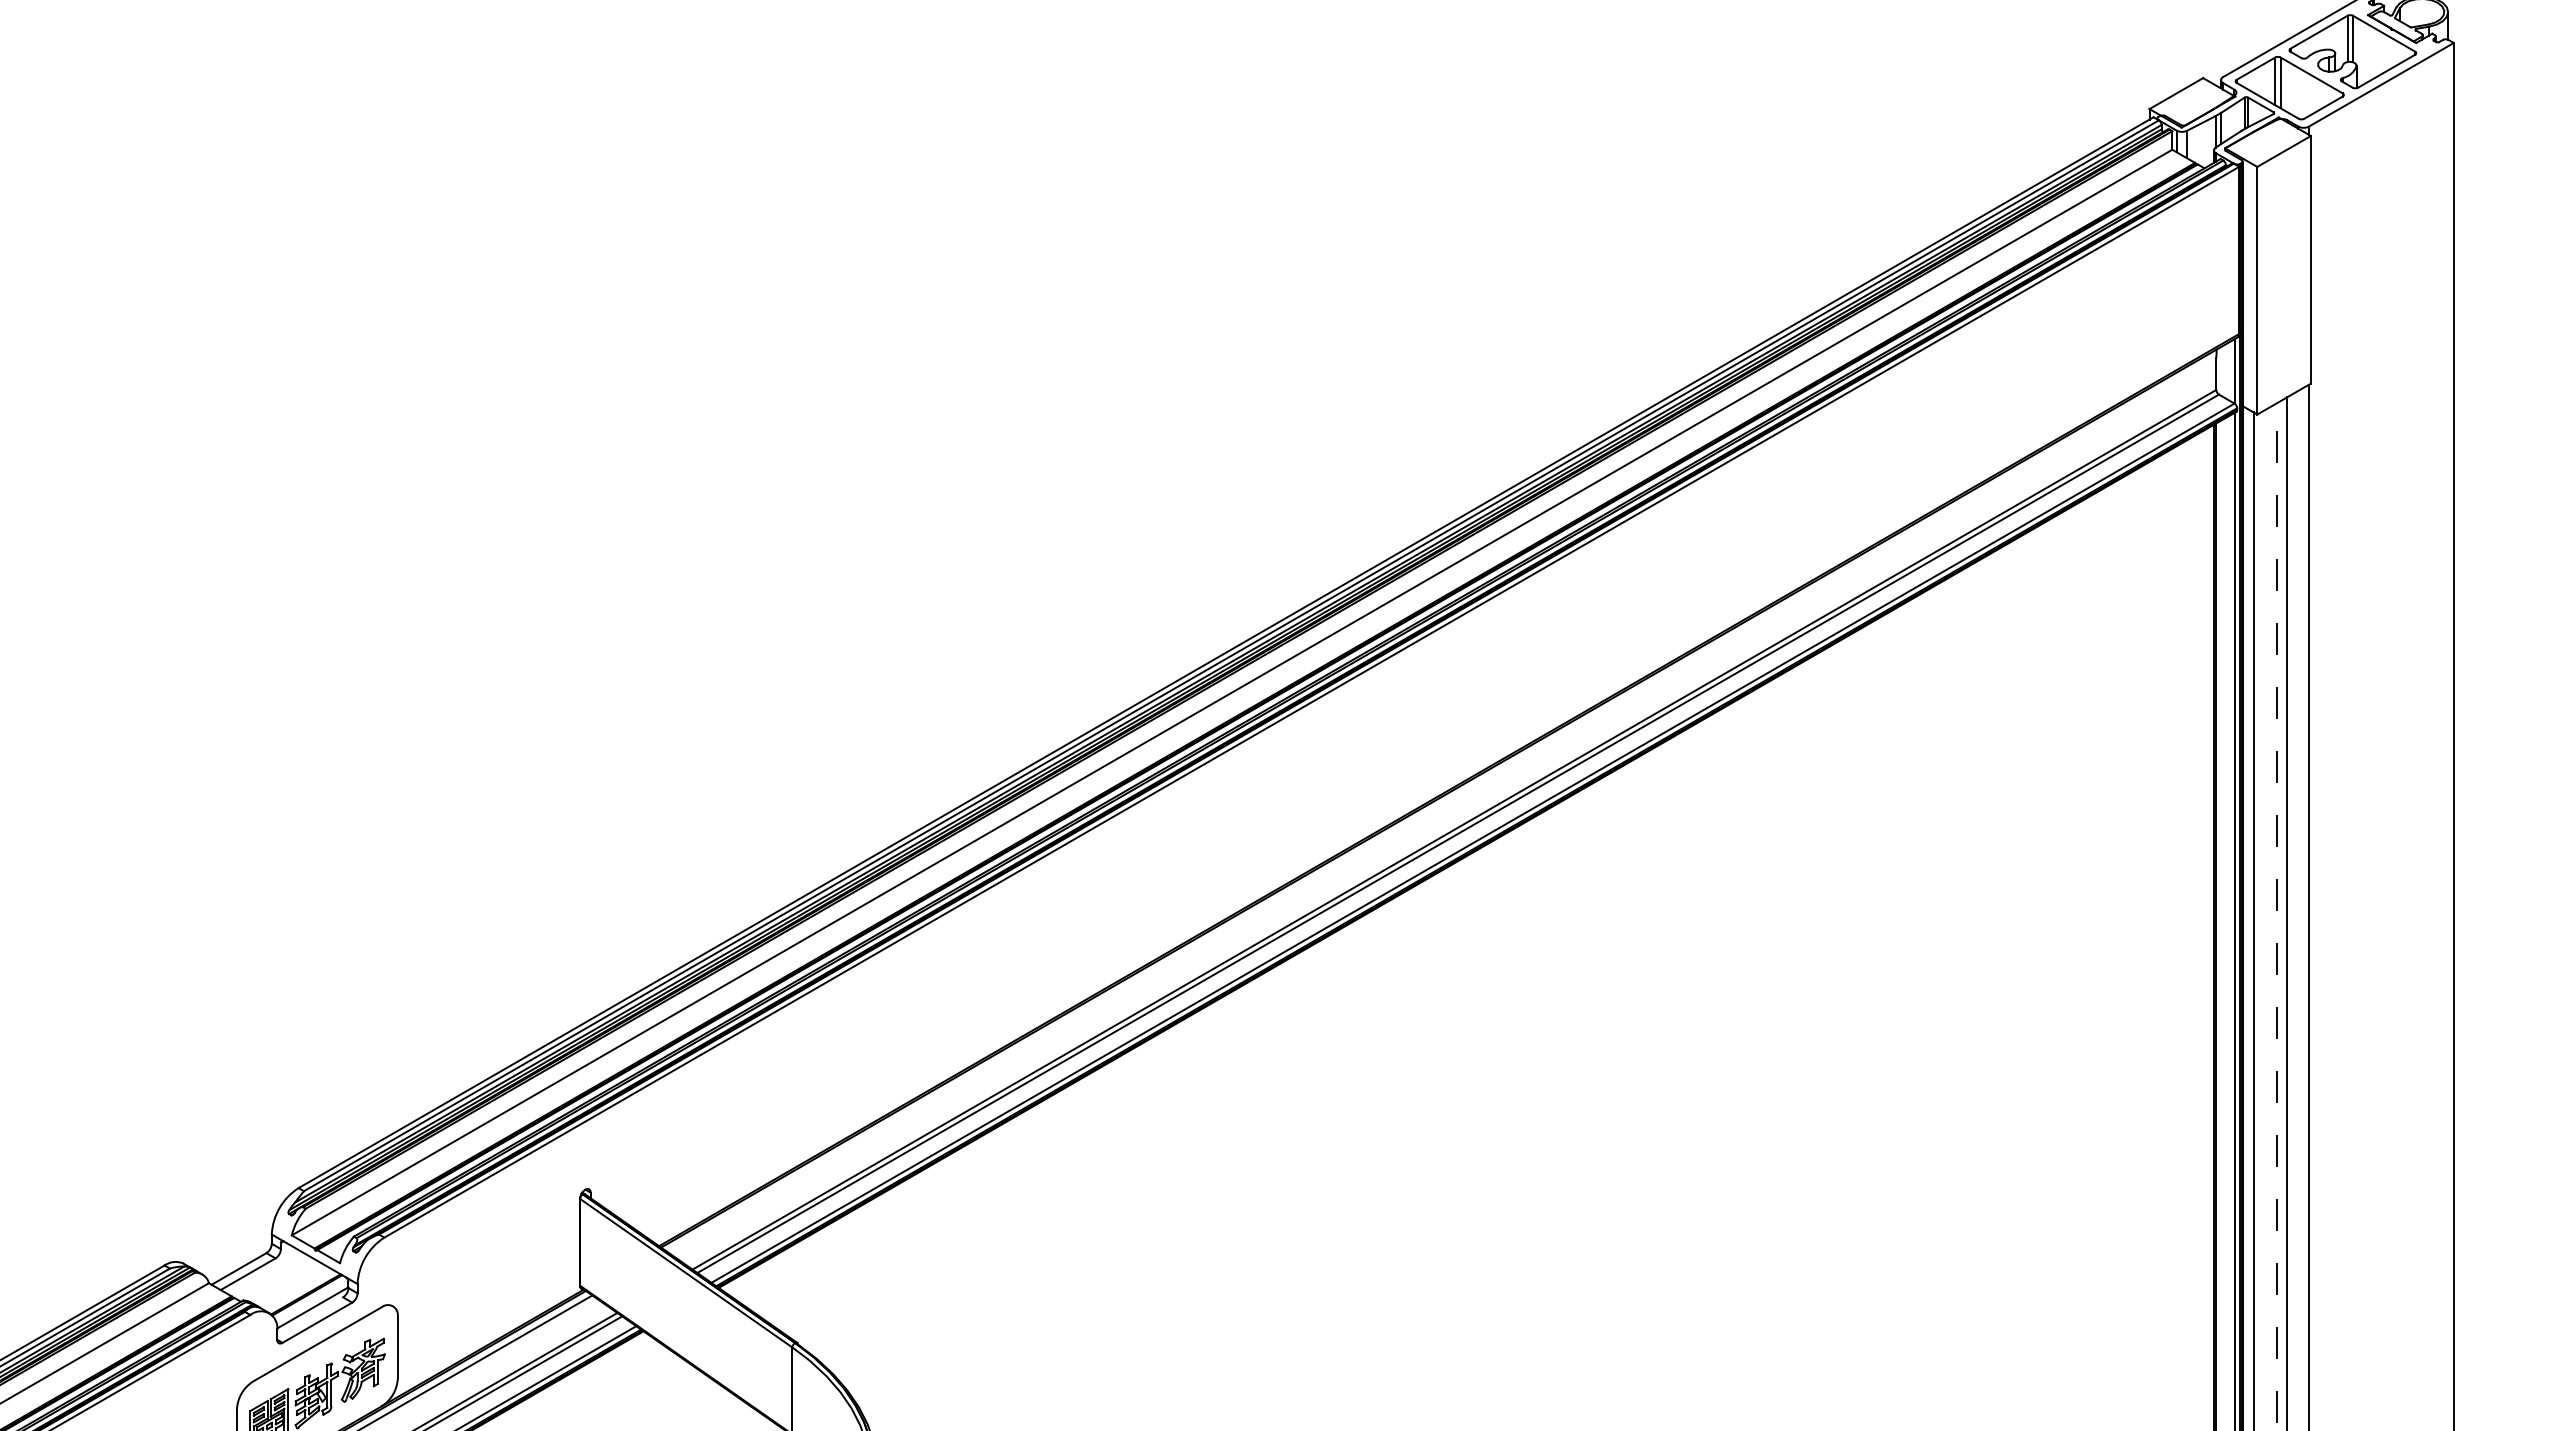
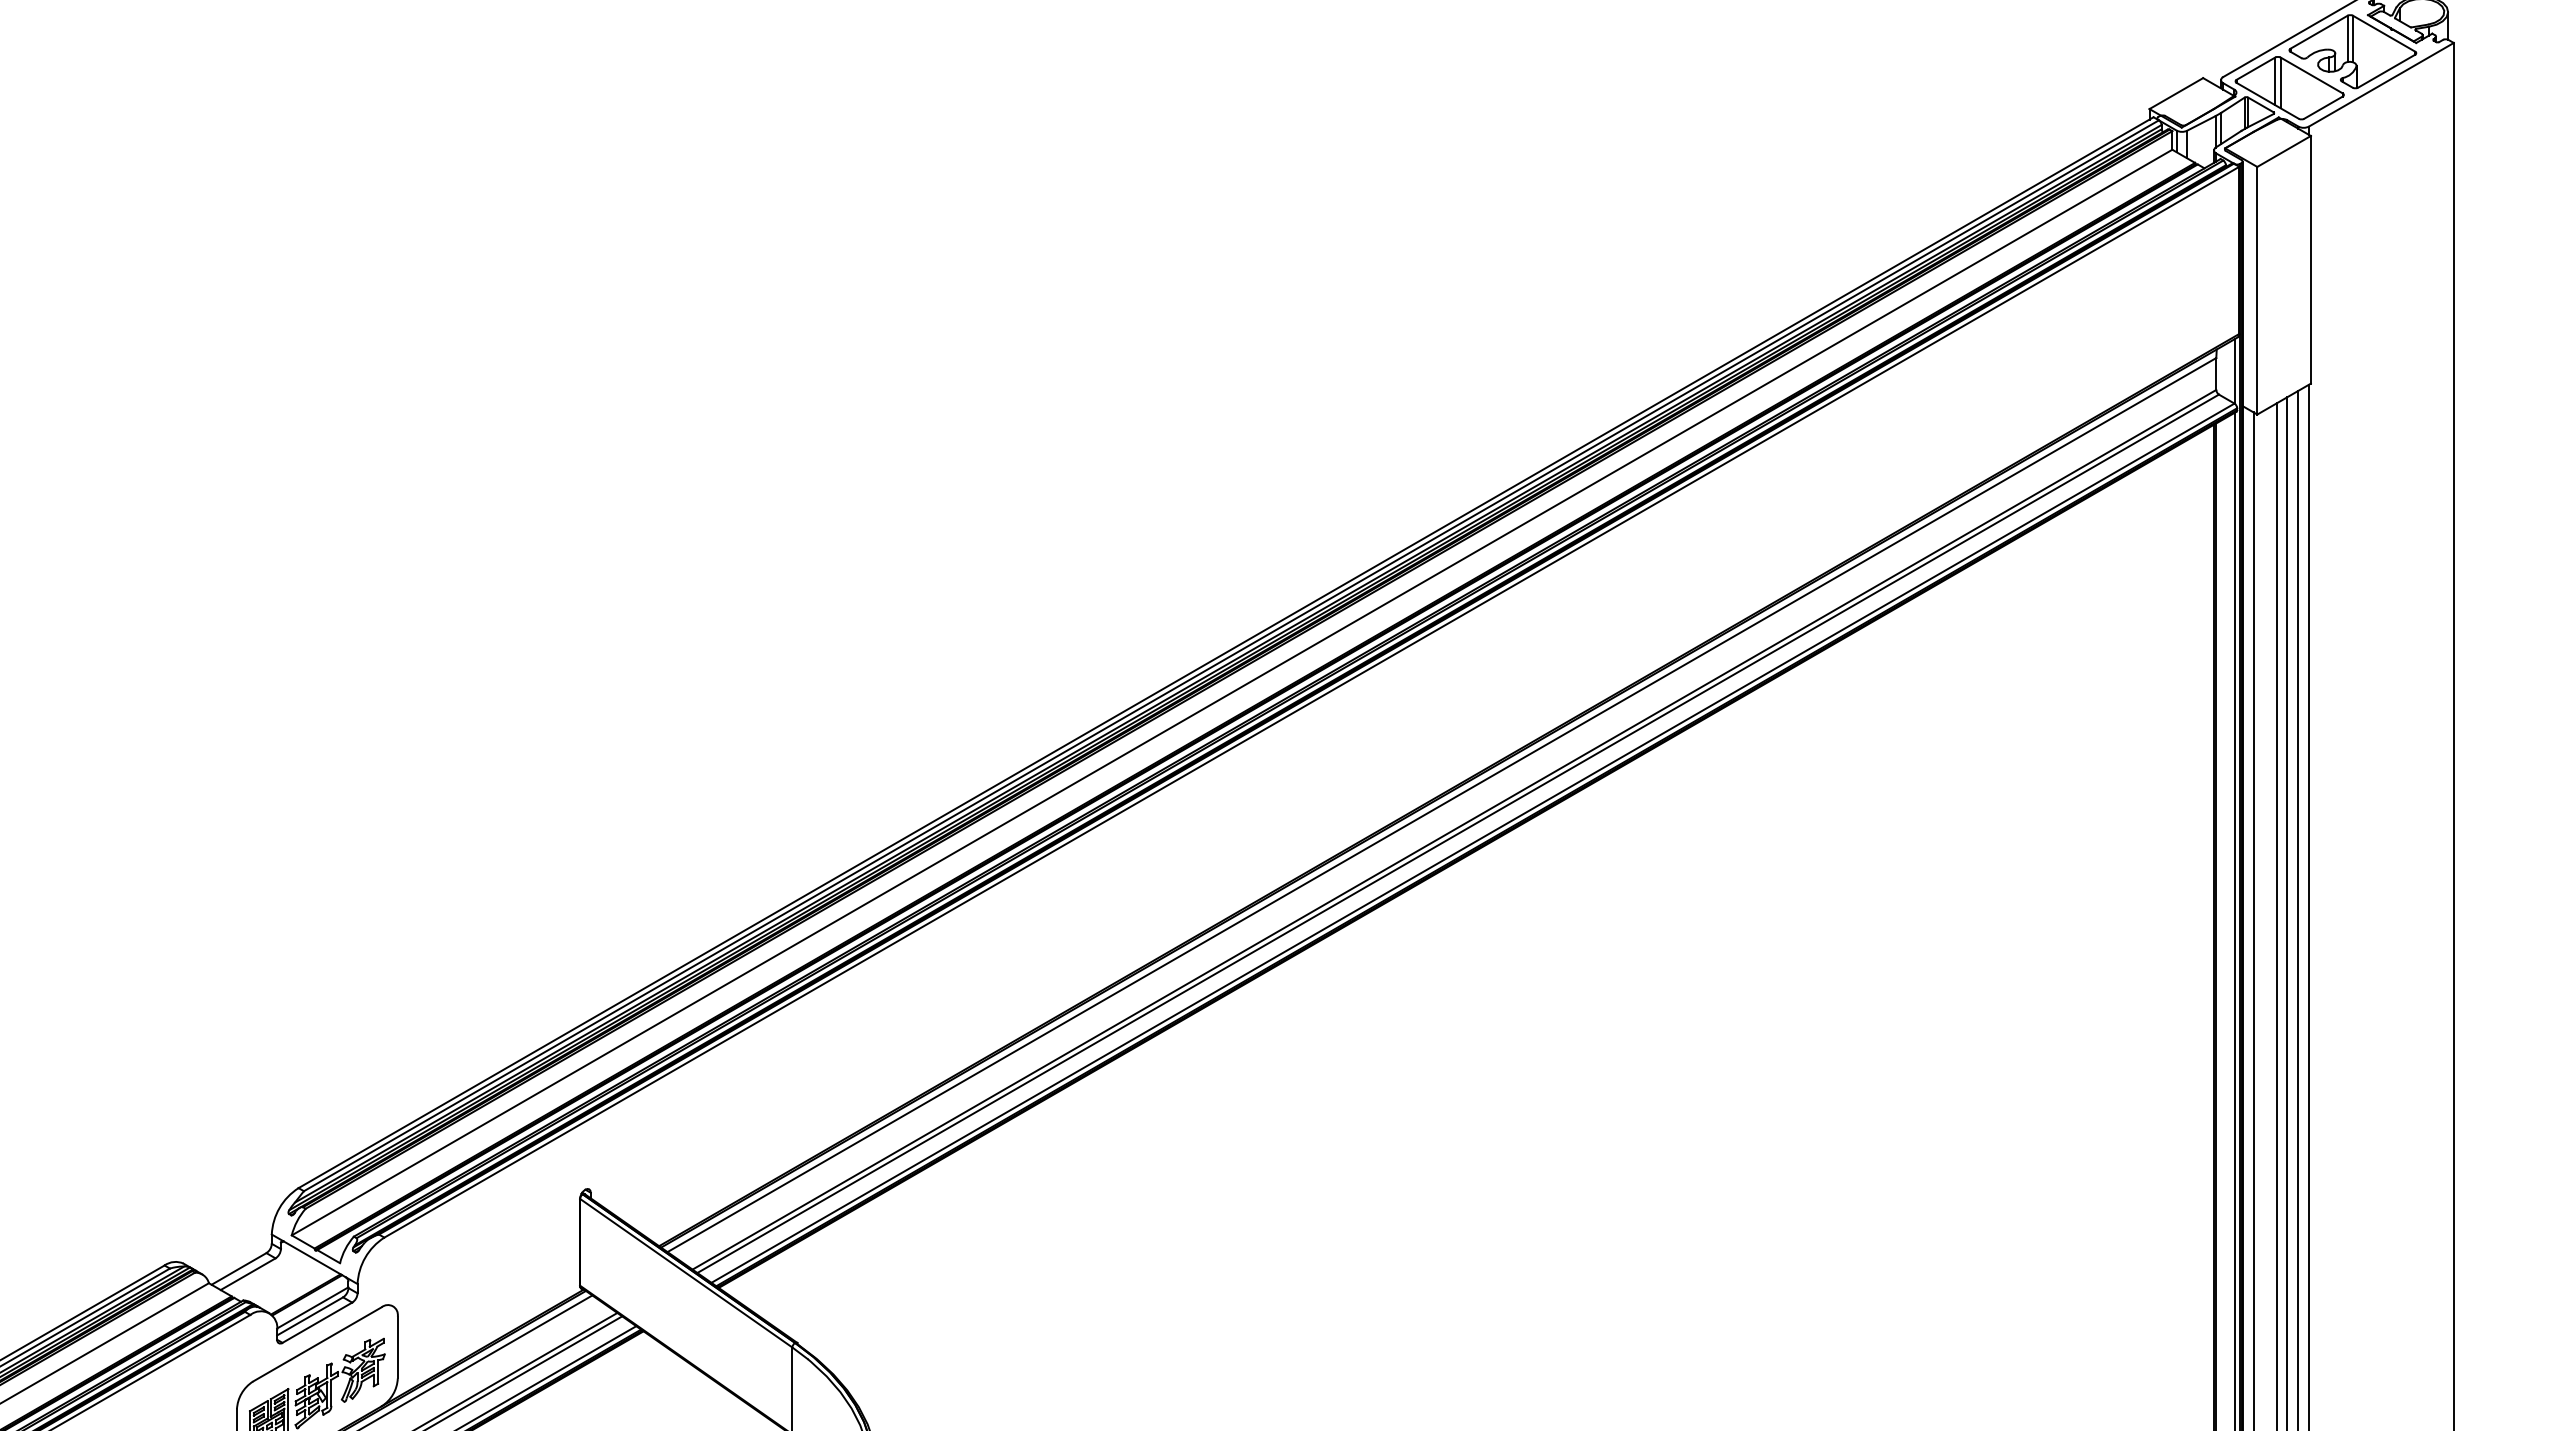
line: none -> present (1441, 805)
line: none -> present (2298, 908)
line: dashed -> solid (2276, 916)
line: none -> present (310, 1316)
